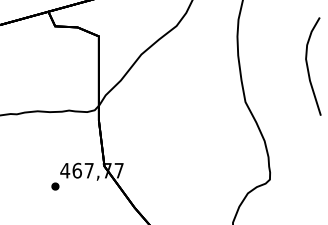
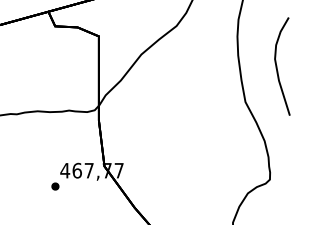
curve position: (308, 66) -> (277, 66) (277, 66)
